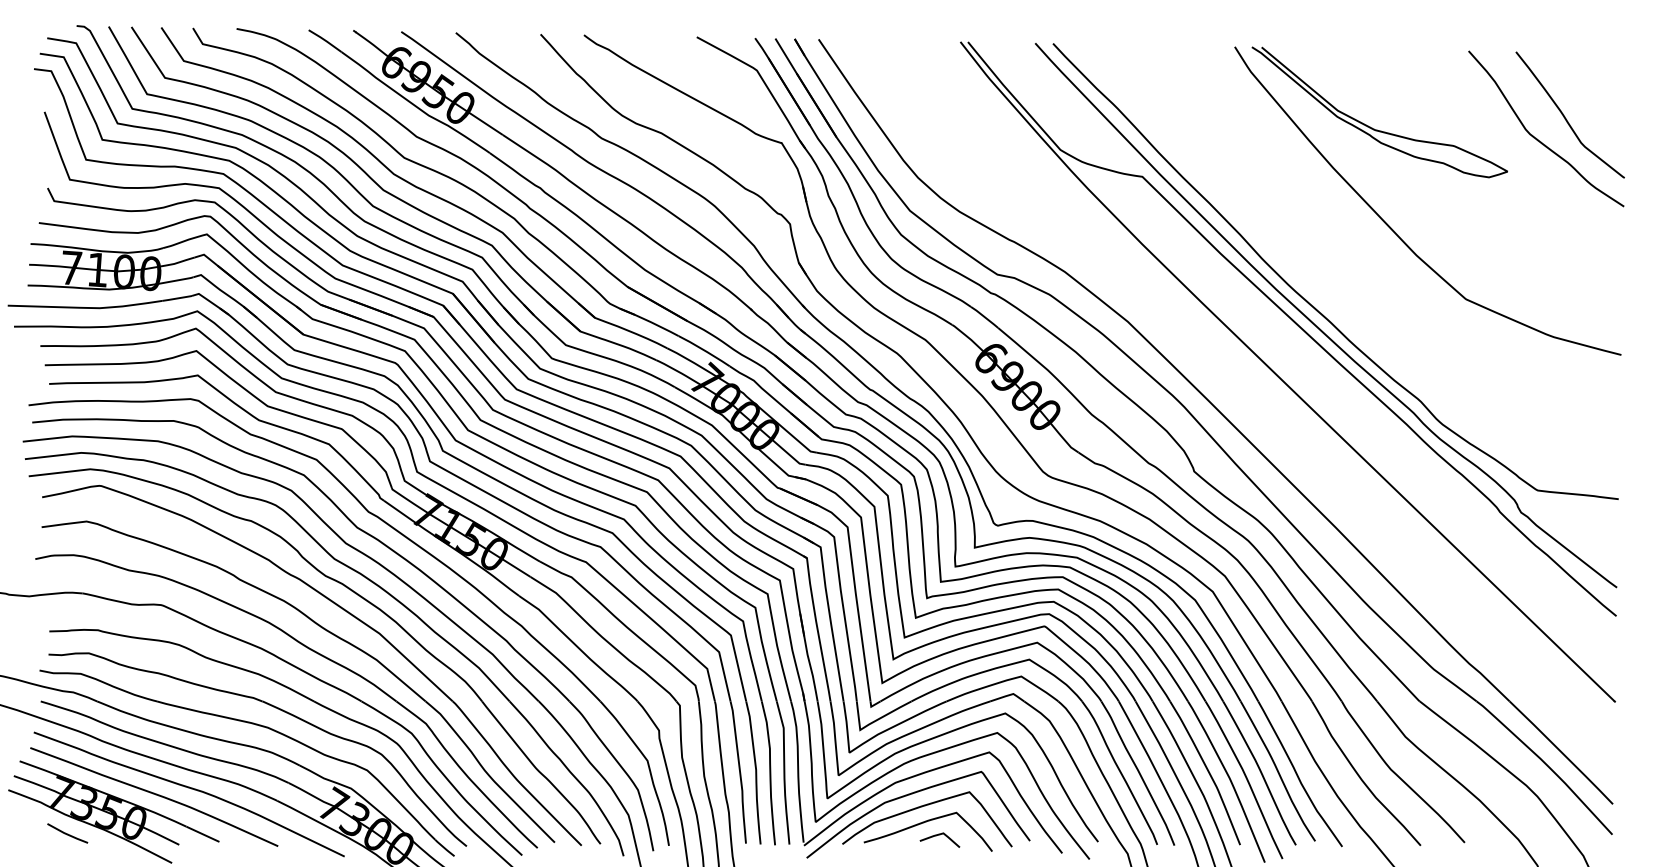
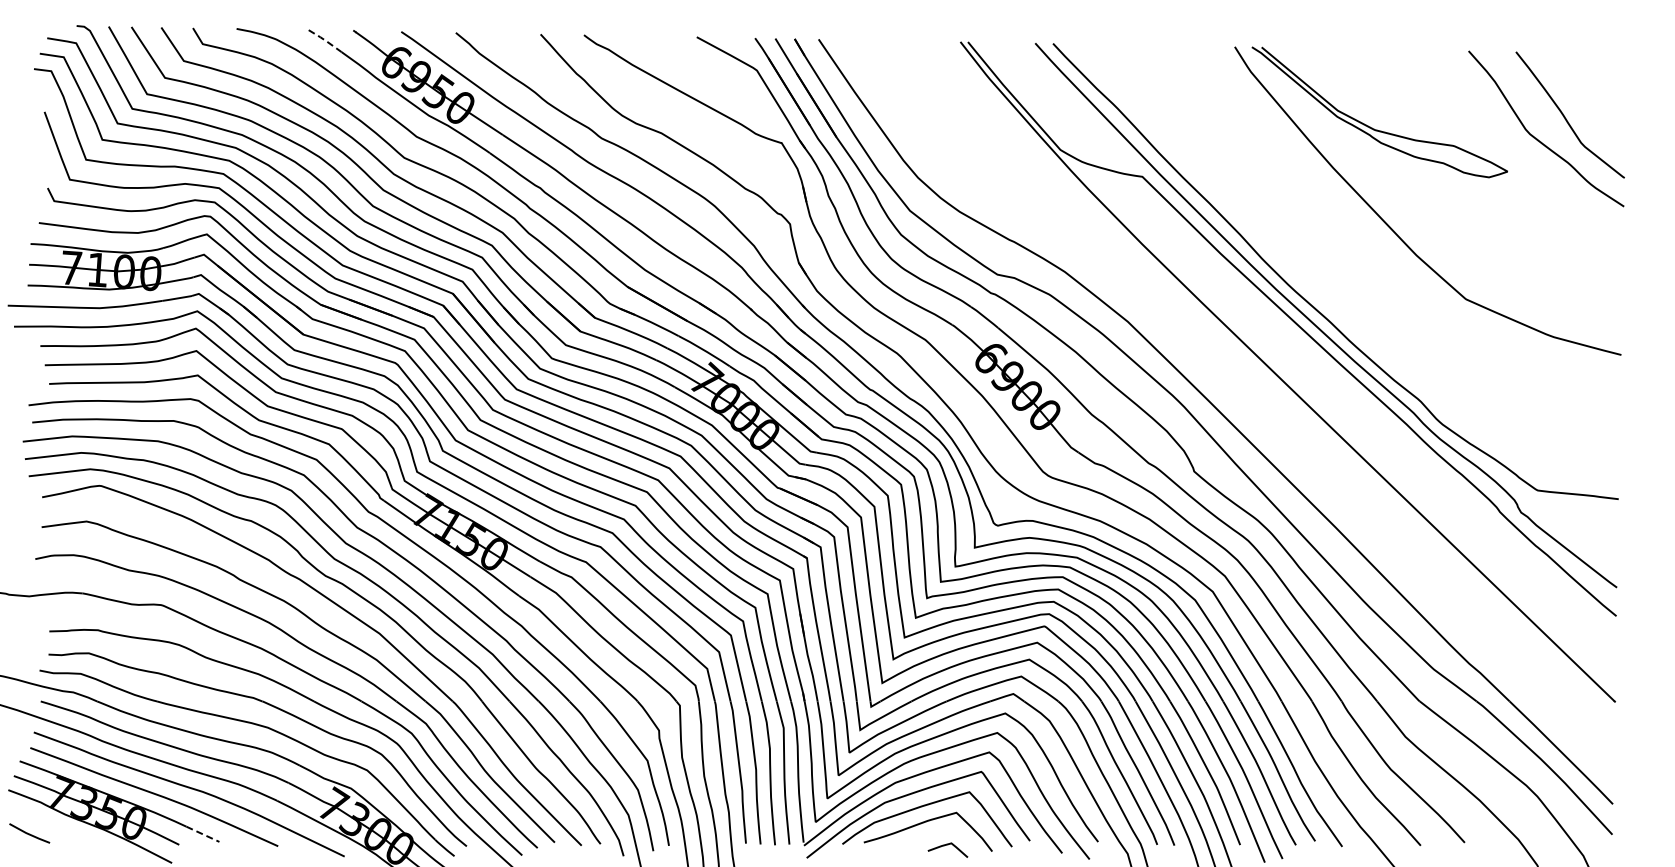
line: solid -> dashed (325, 40)
line position: (67, 833) -> (29, 833) (29, 833)
line: solid -> dashed (203, 834)
line position: (939, 835) -> (947, 845) (947, 845)
